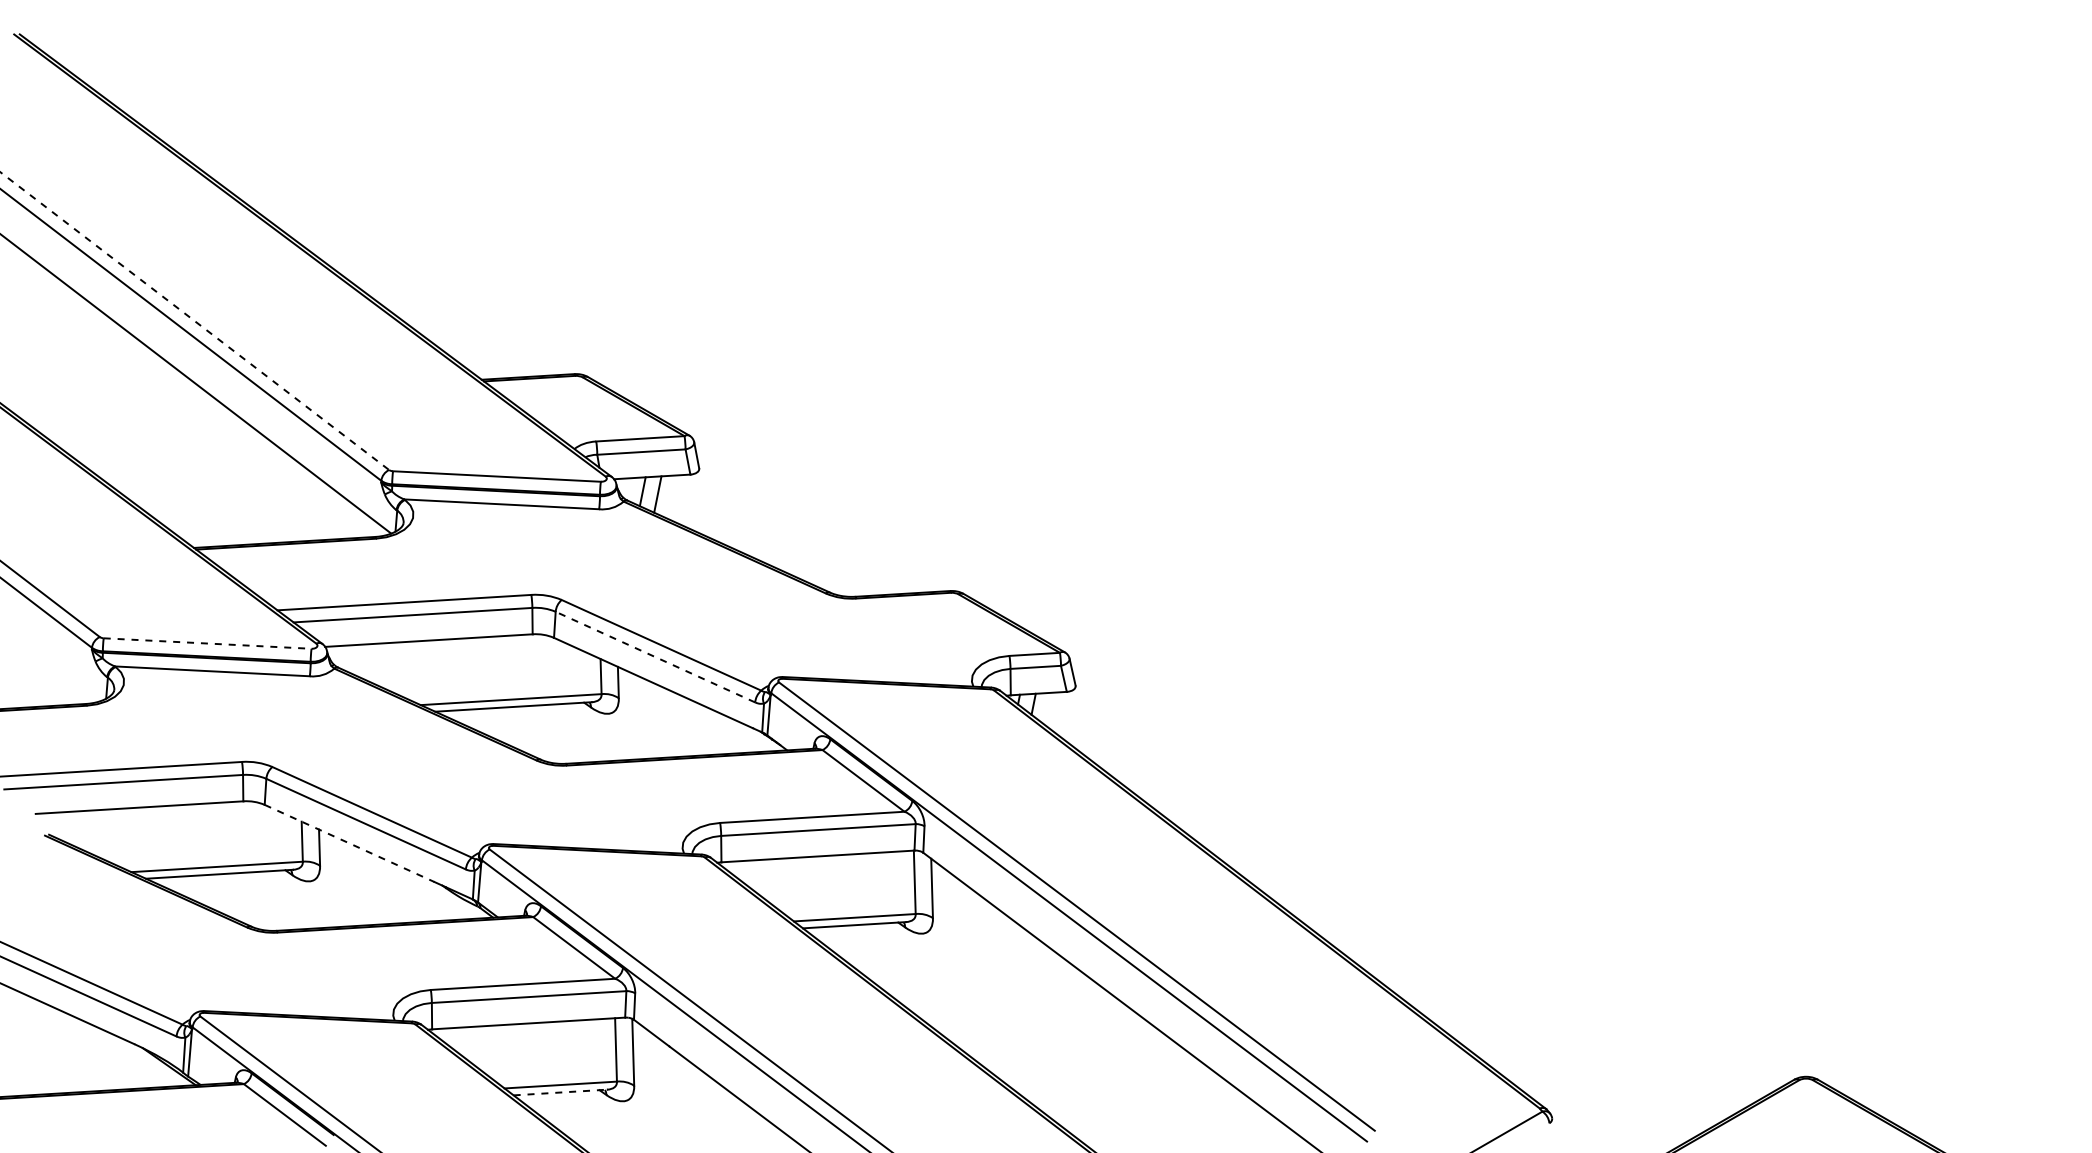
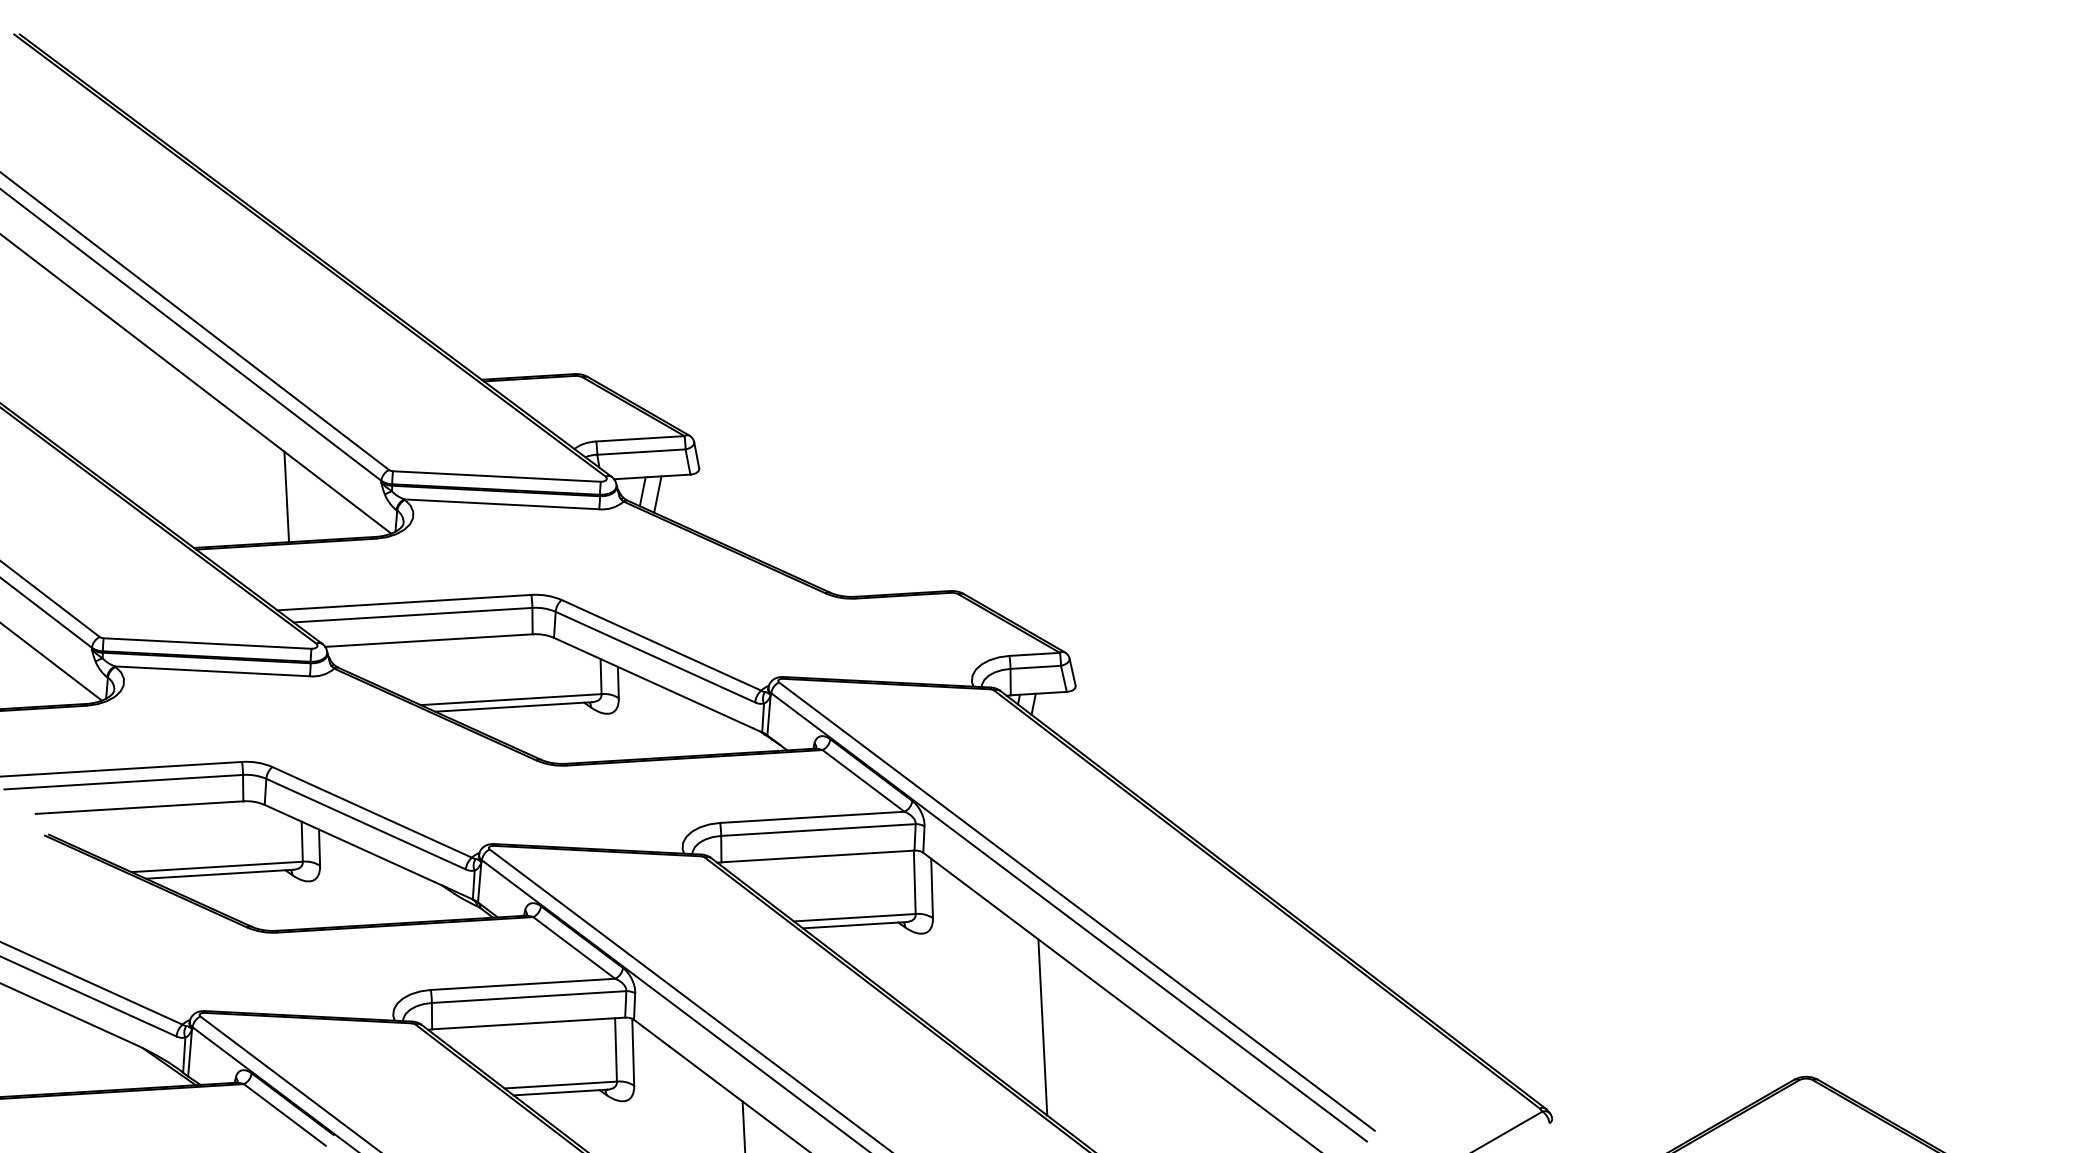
line: dashed -> solid (194, 321)
line: none -> present (286, 496)
line: dashed -> solid (208, 643)
line: dashed -> solid (655, 657)
line: none -> present (51, 662)
line: dashed -> solid (350, 843)
line: none -> present (1042, 1027)
line: dashed -> solid (560, 1092)
line: none -> present (743, 1125)
